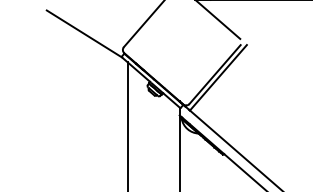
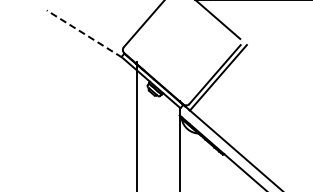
line: solid -> dashed (84, 33)
line position: (127, 125) -> (136, 125) (136, 125)
